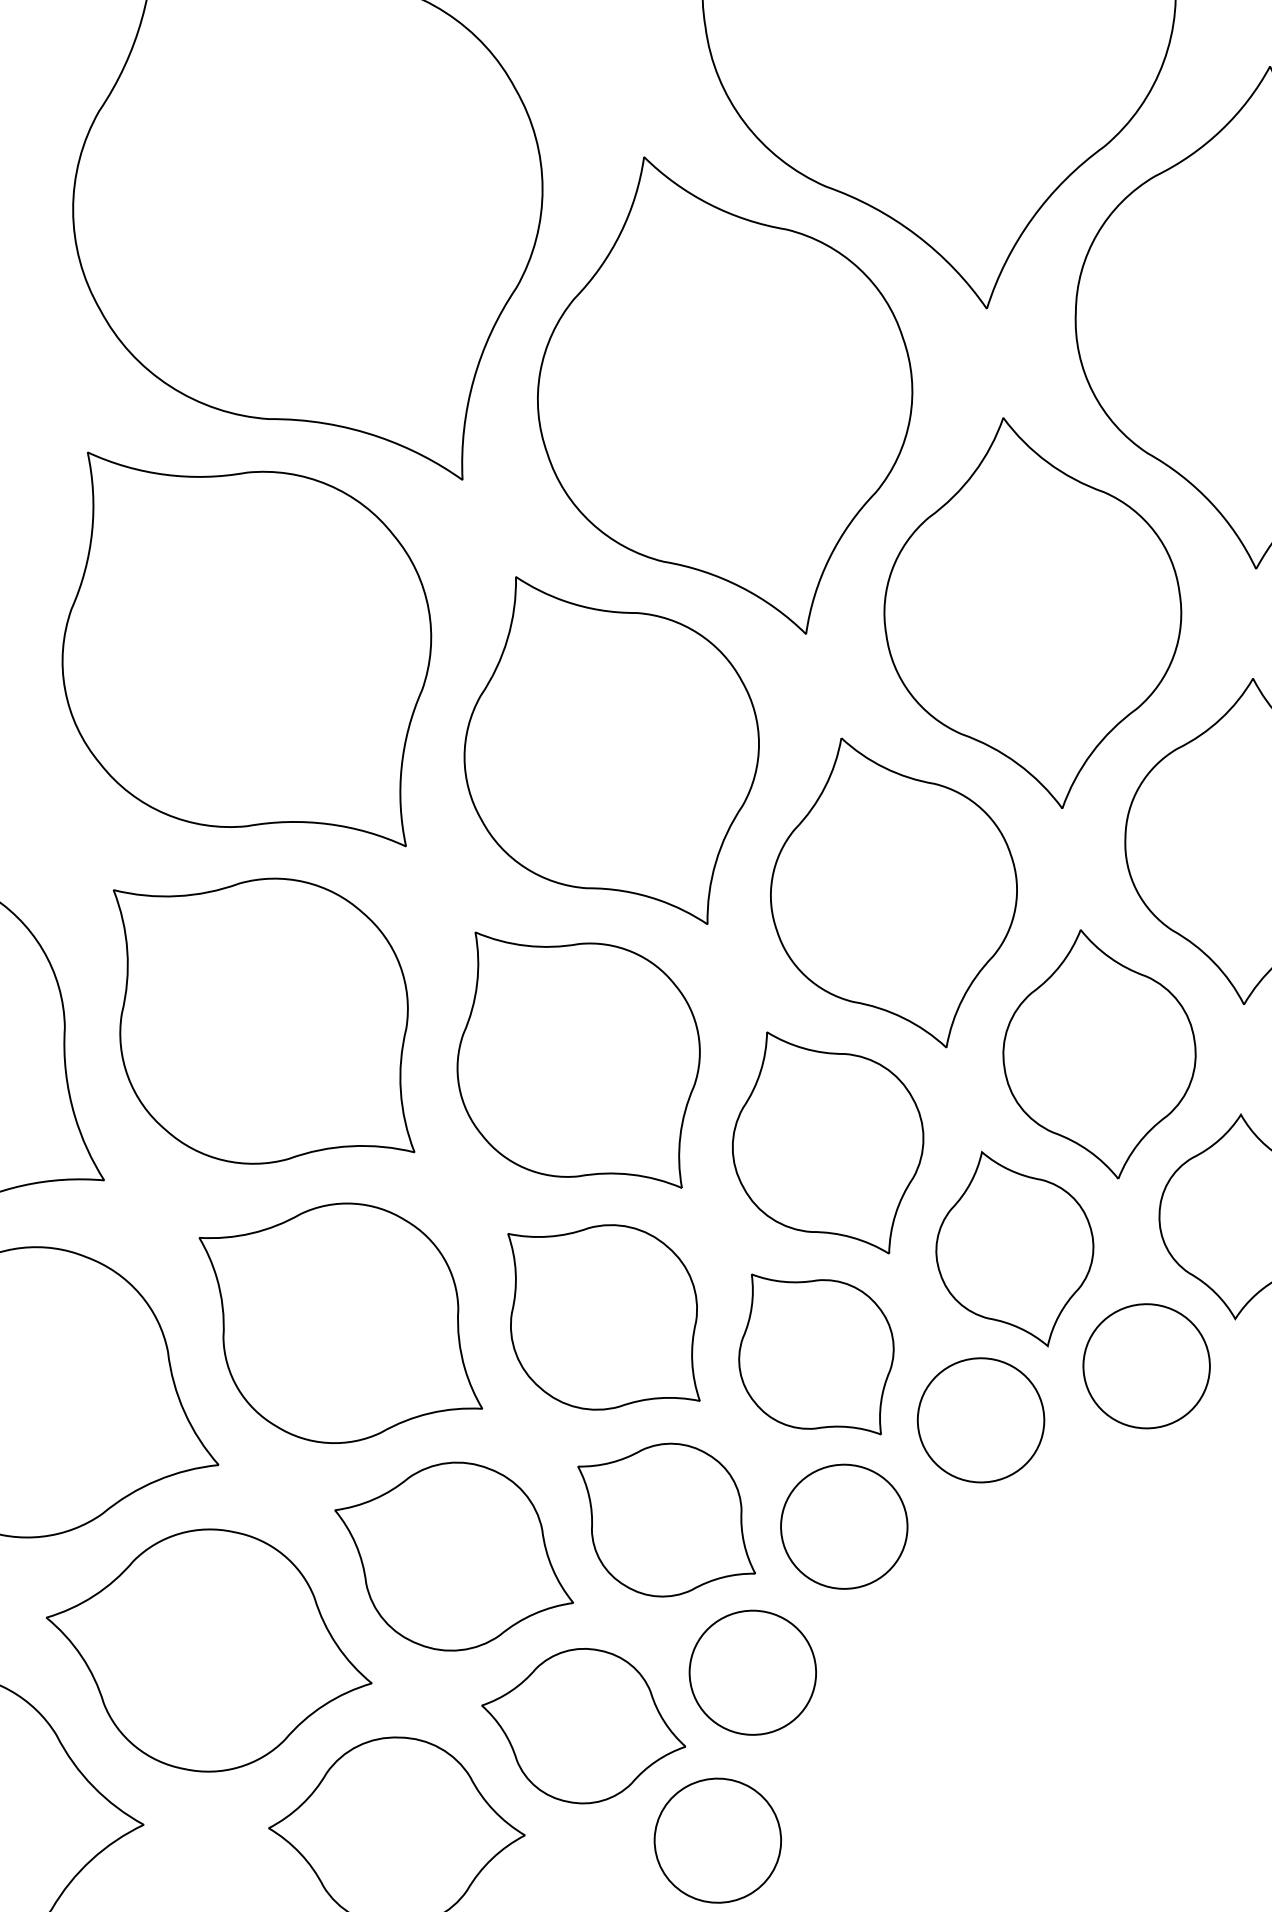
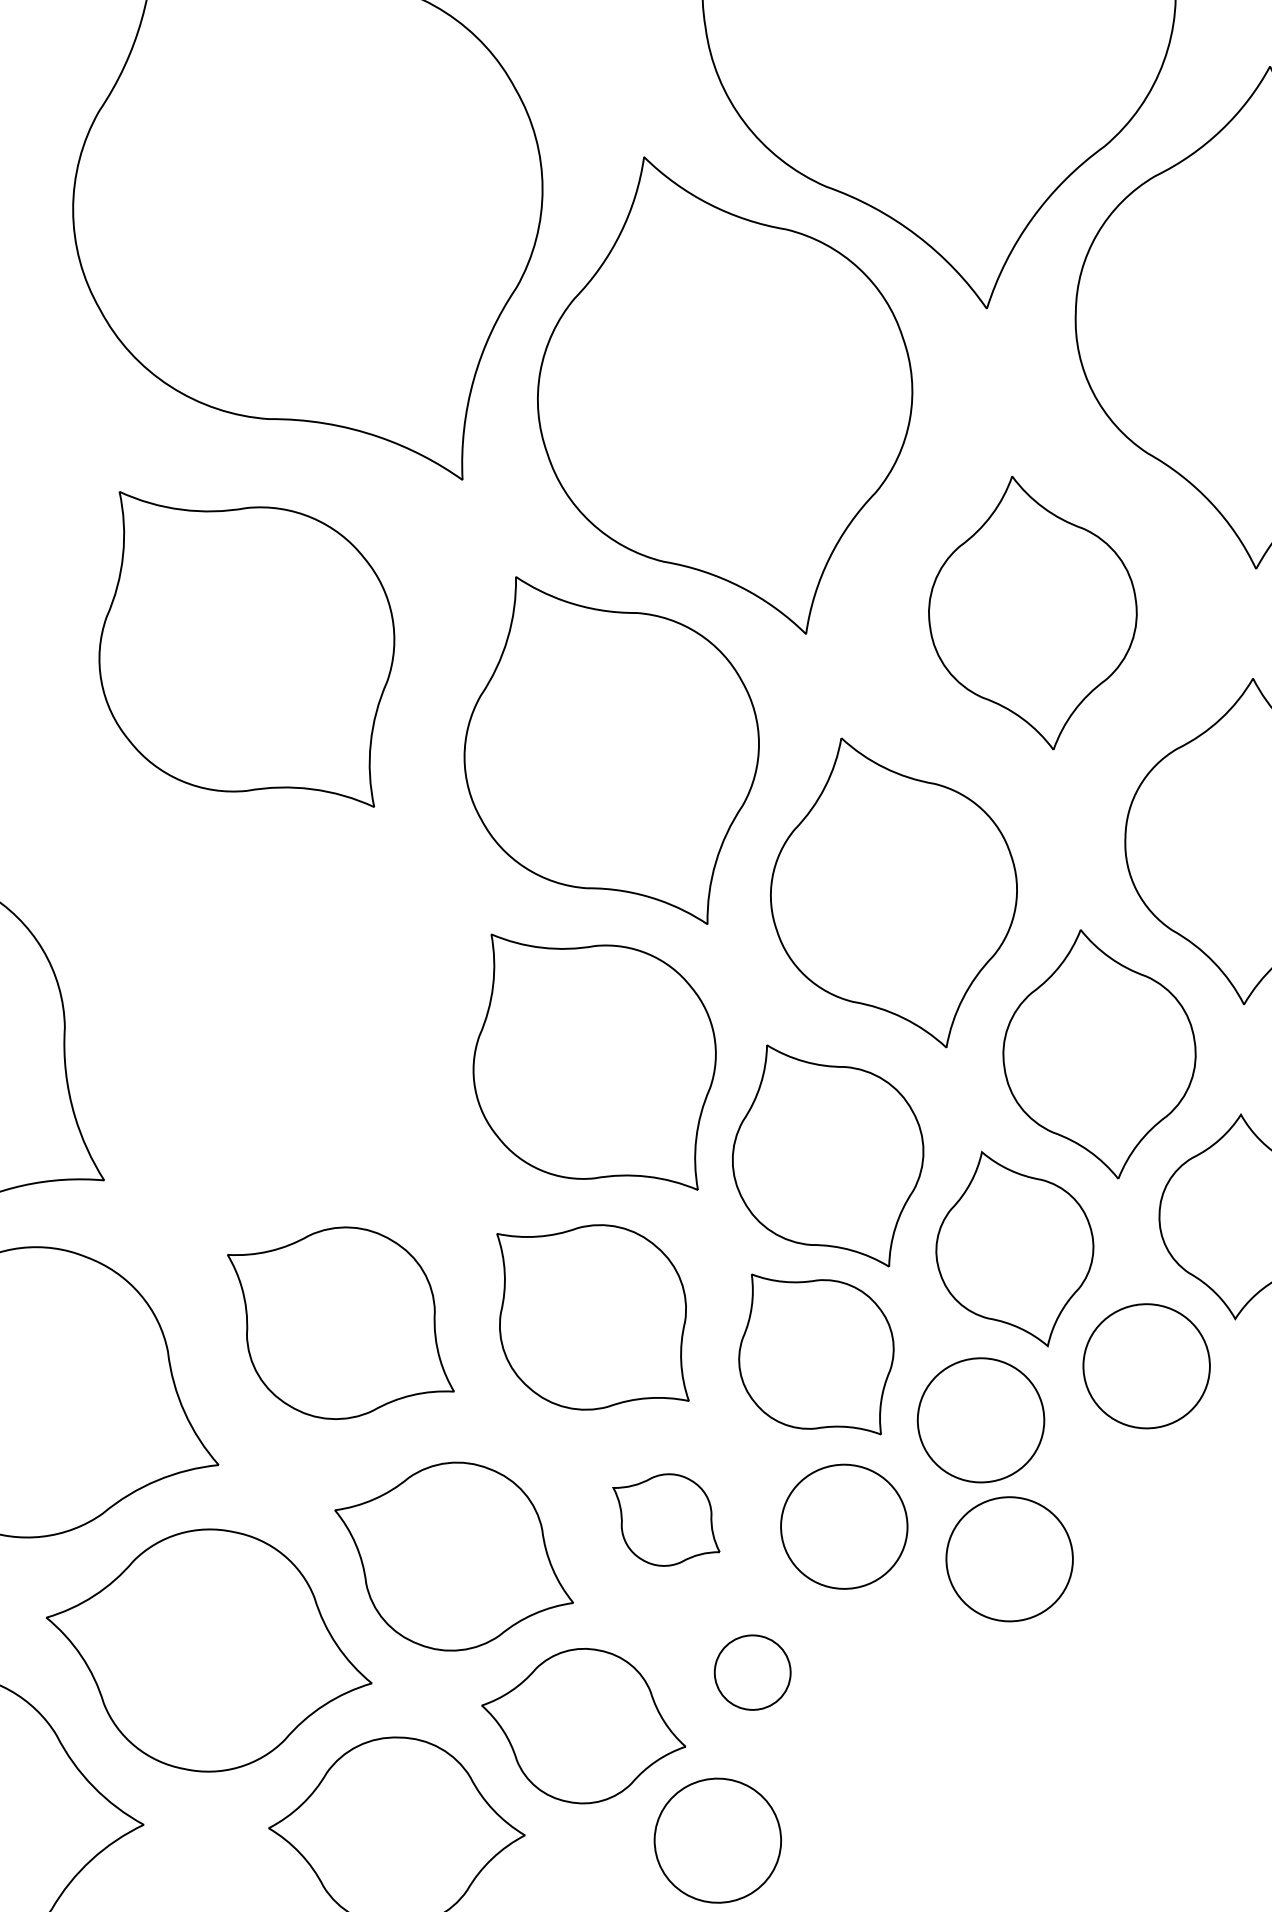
part size: 300x392 px -> 210x276 px (1032, 612)
part size: 372x397 px -> 298x317 px (246, 649)
part: present -> none (263, 1020)
part position: (578, 1059) -> (594, 1061) (594, 1061)
part position: (828, 1142) -> (828, 1155) (828, 1155)
part position: (603, 1317) -> (592, 1317) (592, 1317)
part size: 286x242 px -> 228x194 px (340, 1322)
part size: 179x156 px -> 109x94 px (666, 1519)
part: none -> present (1009, 1559)
part size: 129x127 px -> 79x77 px (752, 1672)
